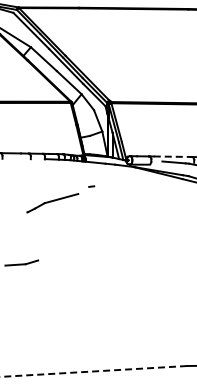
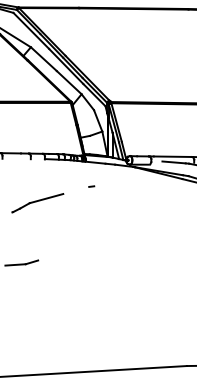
line: dashed -> solid (172, 156)
part position: (52, 203) -> (37, 203) (37, 203)
line: dashed -> solid (93, 371)
